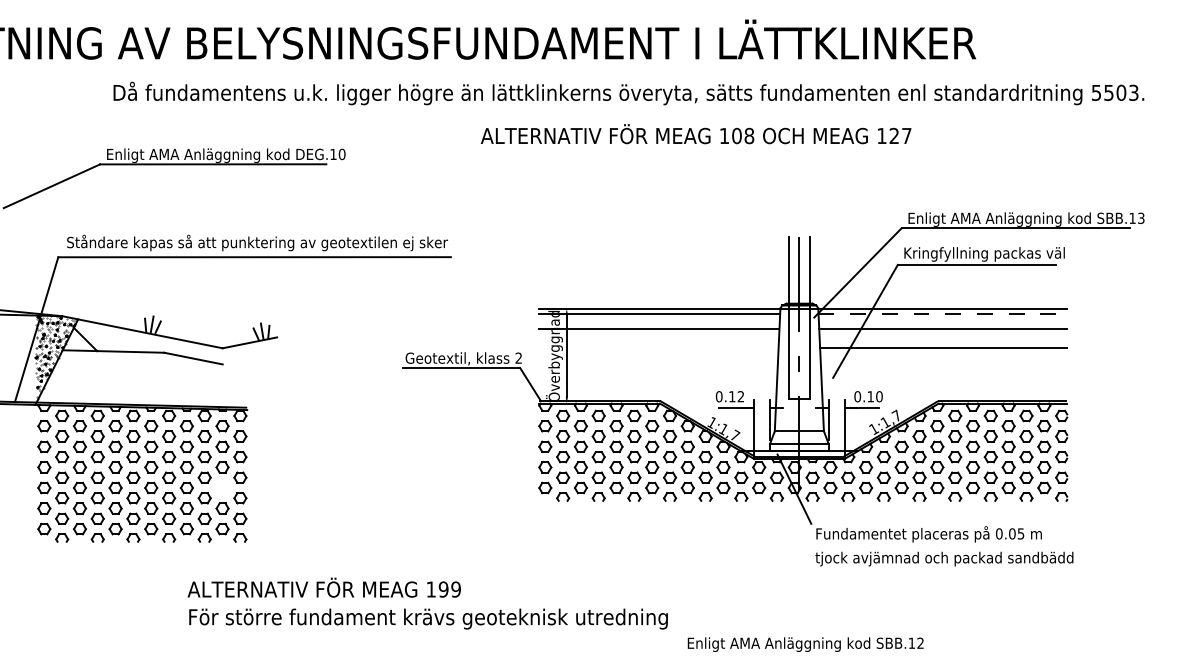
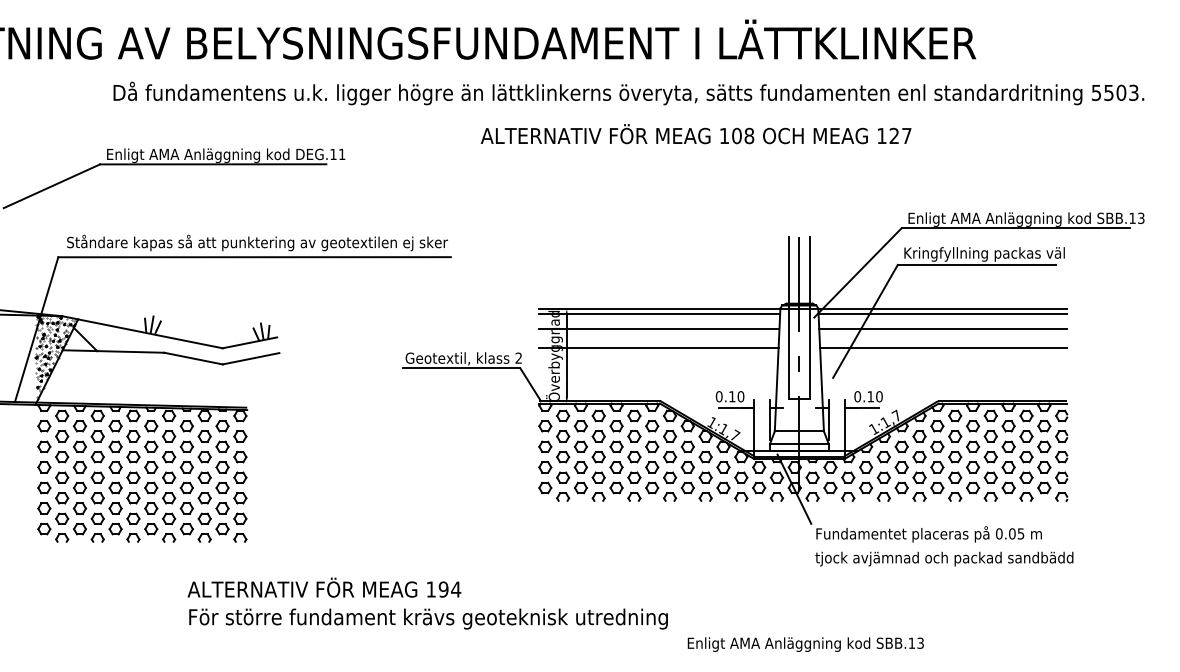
text: DEG.10 -> DEG.11 (341, 154)
line: dashed -> solid (943, 314)
line: none -> present (658, 348)
line: none -> present (250, 358)
text: 0.12 -> 0.10 (740, 396)
part: none -> present (222, 487)
text: 199 -> 194 (456, 589)
text: SBB.12 -> SBB.13 (920, 643)
